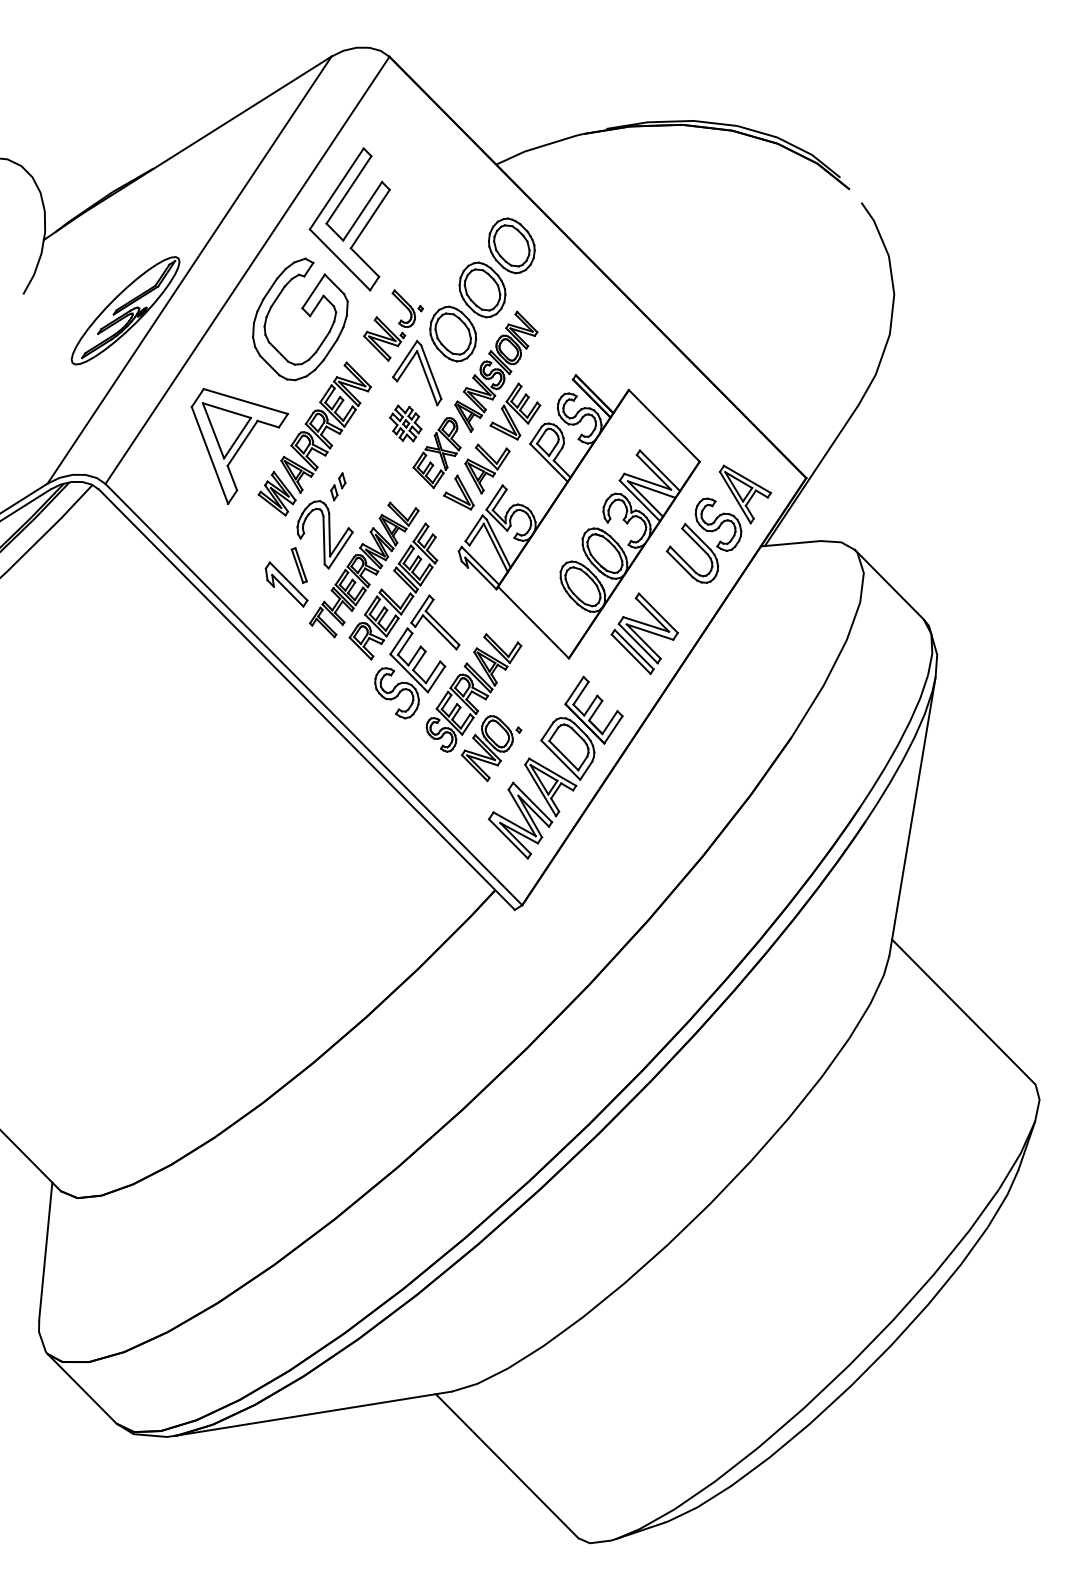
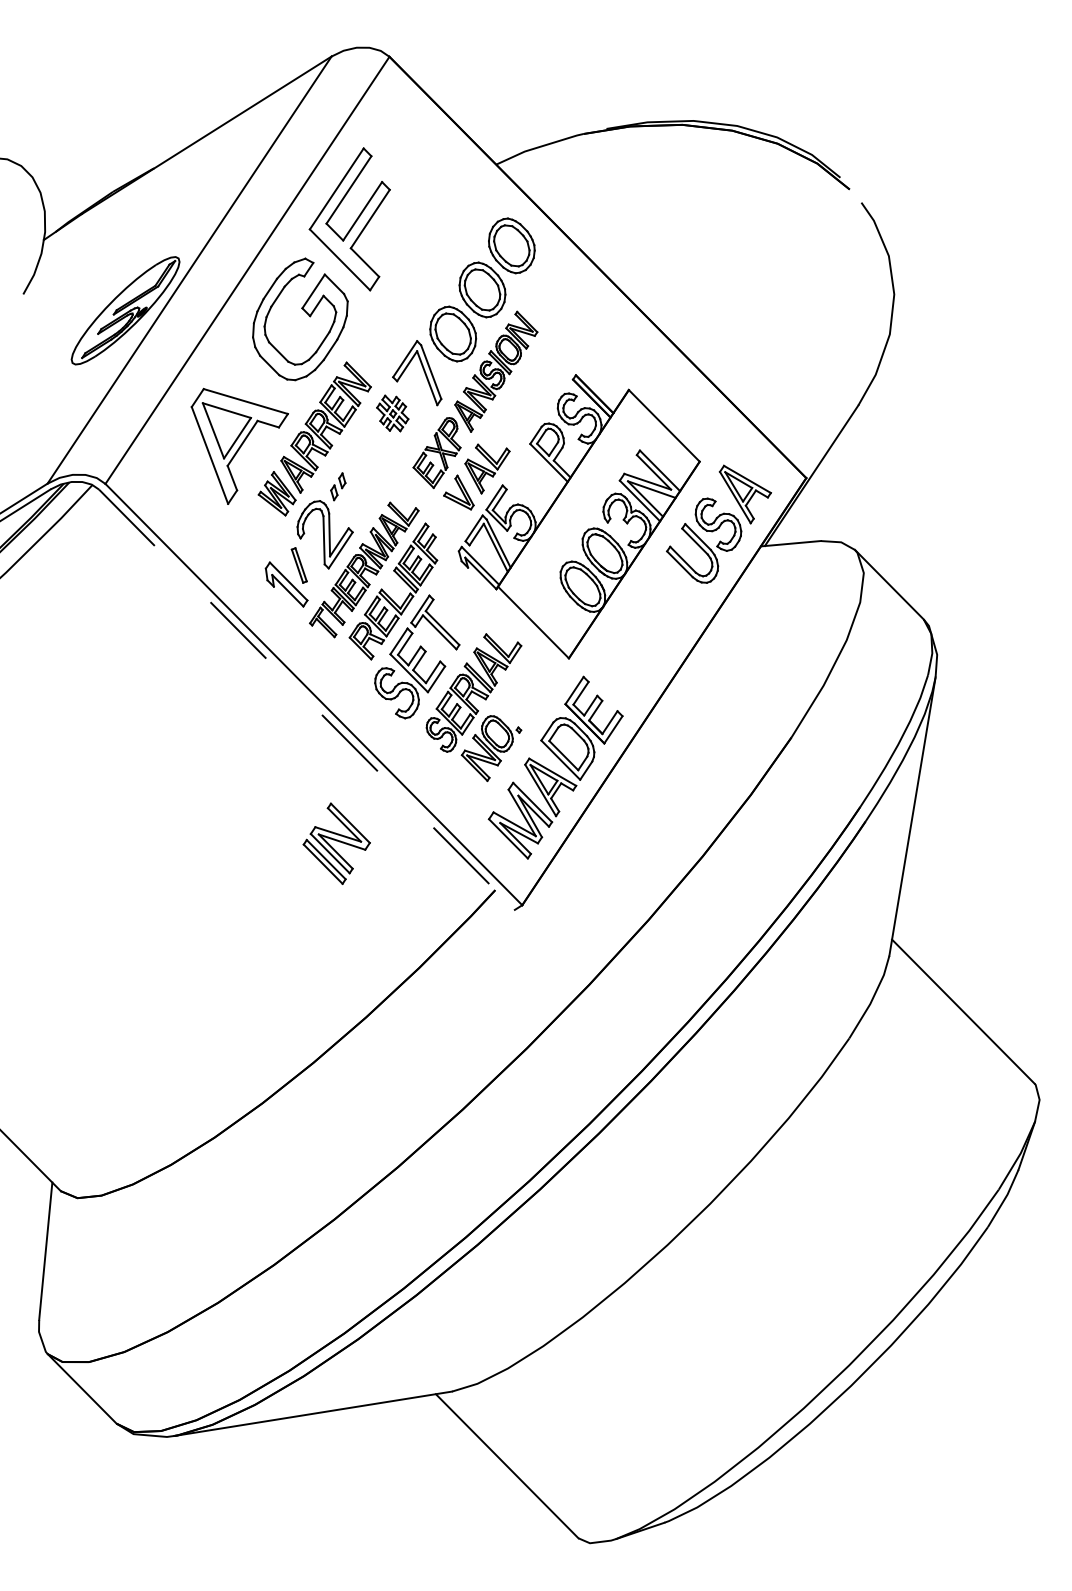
part: present -> none (393, 325)
part: present -> none (515, 411)
part position: (405, 423) -> (392, 413) (392, 413)
part position: (644, 633) -> (336, 843) (336, 843)
line: solid -> dashed (306, 699)
